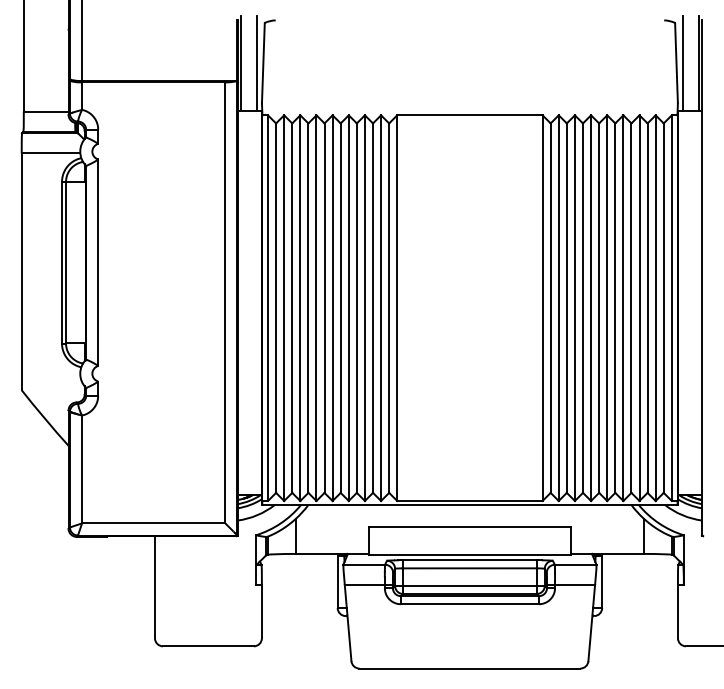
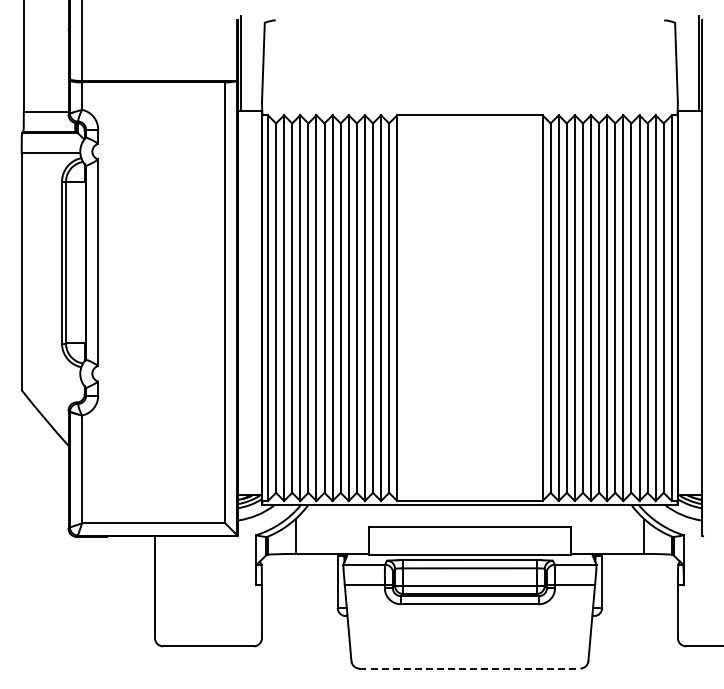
line: present -> none (257, 63)
line: present -> none (682, 63)
line: solid -> dashed (470, 668)
